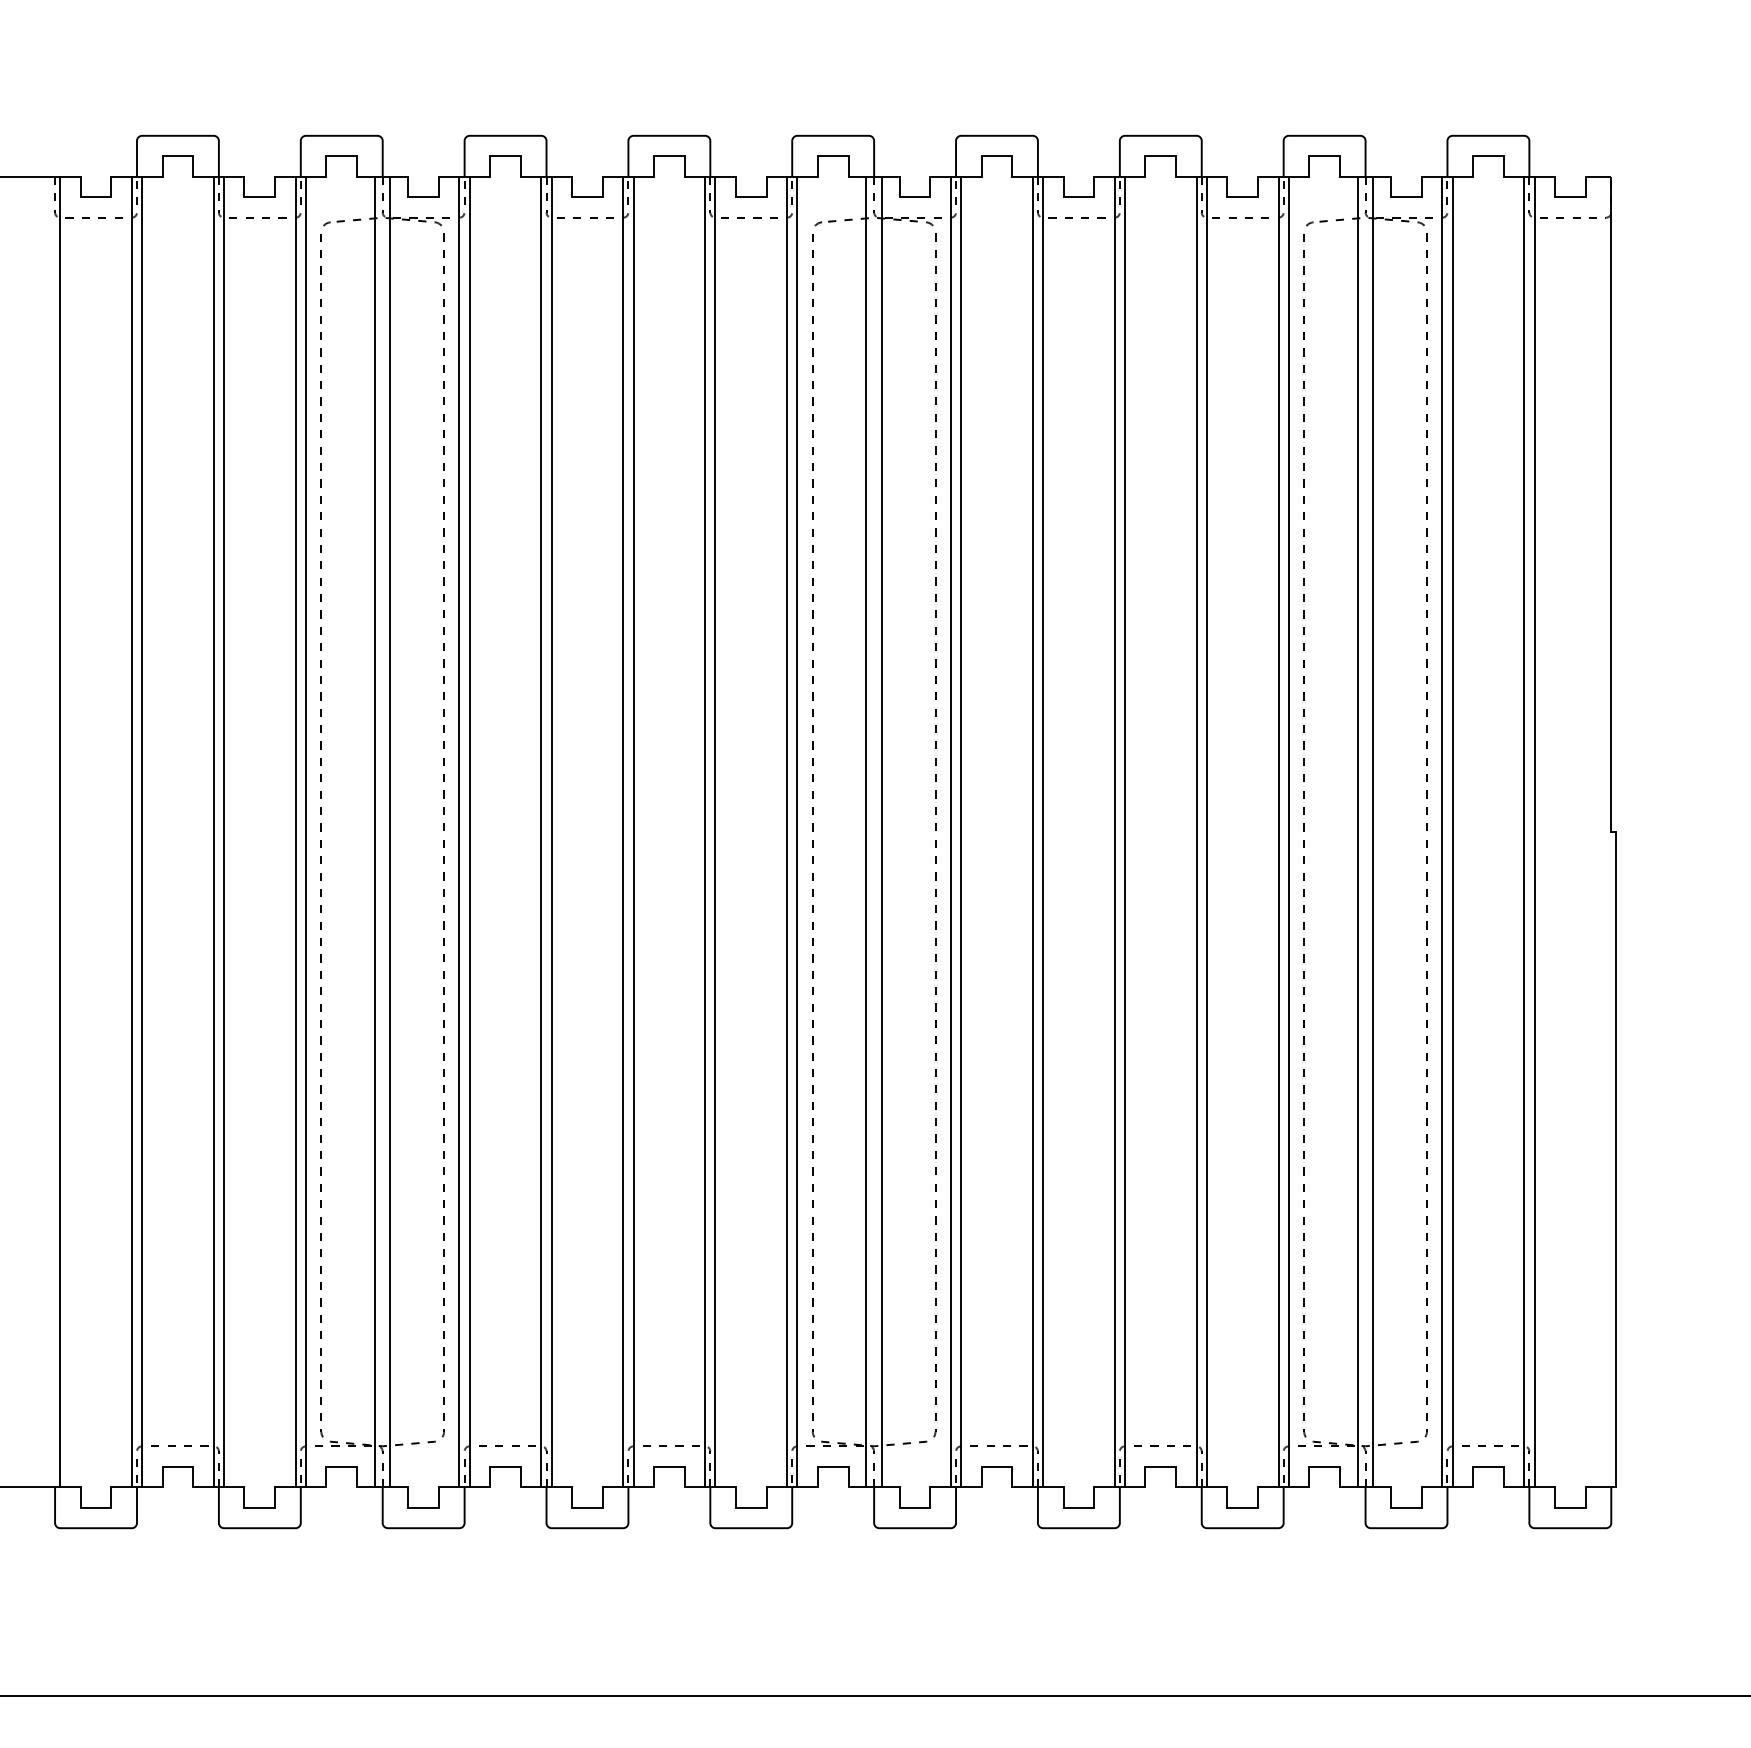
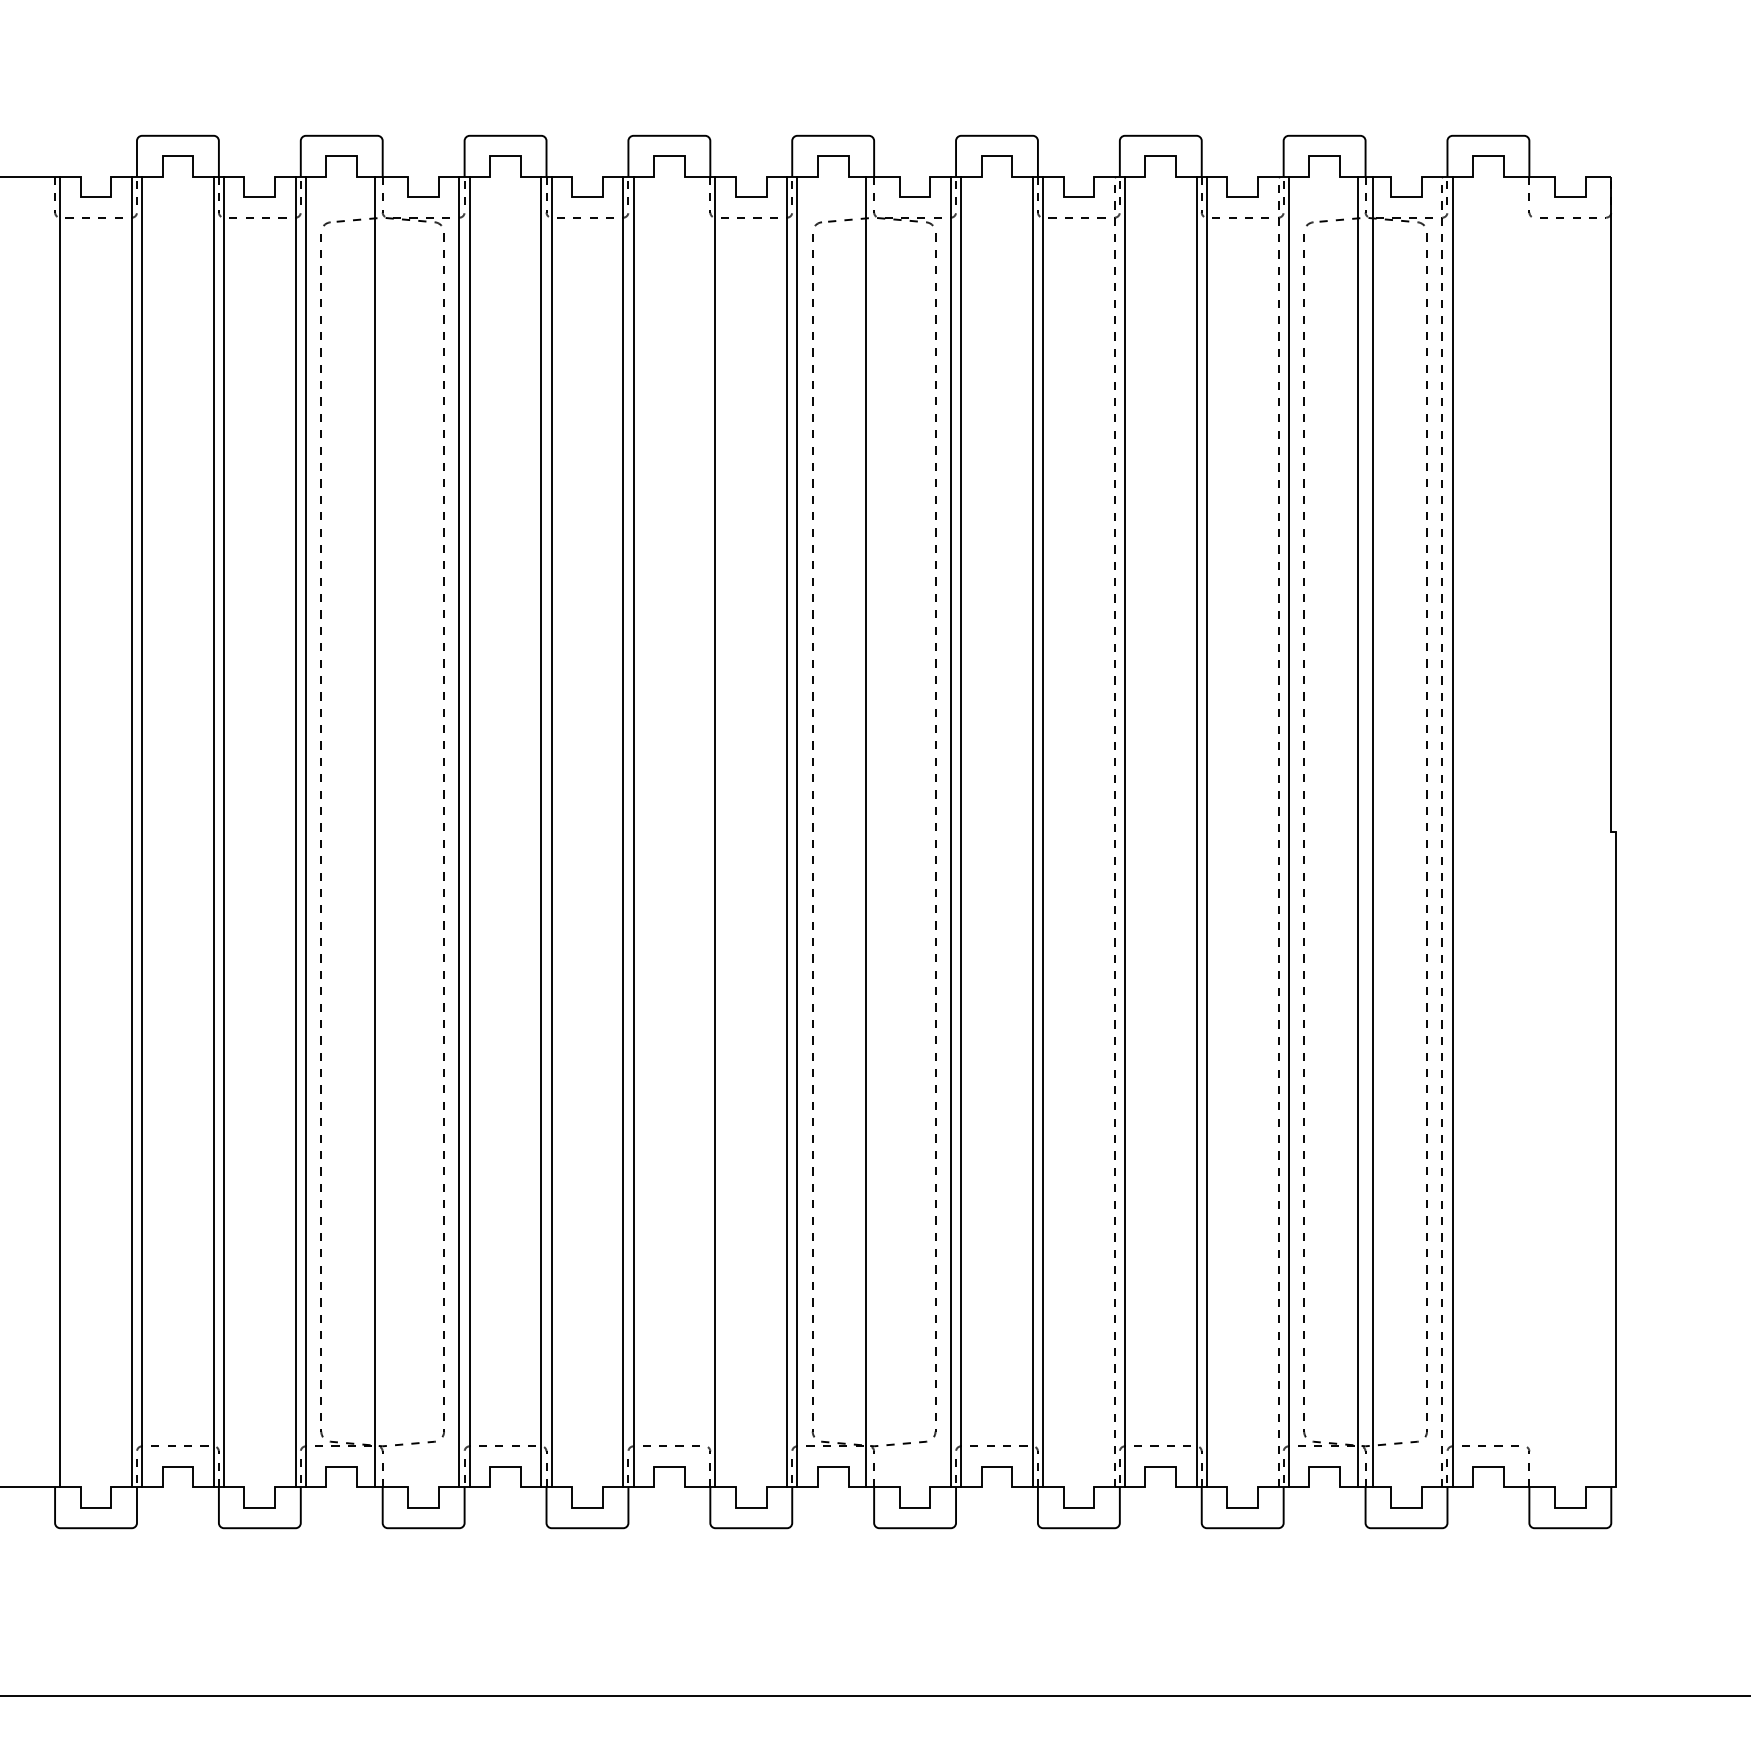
line: present -> none (390, 831)
line: present -> none (705, 831)
line: present -> none (881, 831)
line: solid -> dashed (1114, 831)
line: solid -> dashed (1278, 831)
line: solid -> dashed (1442, 831)
line: present -> none (1524, 831)
line: present -> none (1534, 831)
